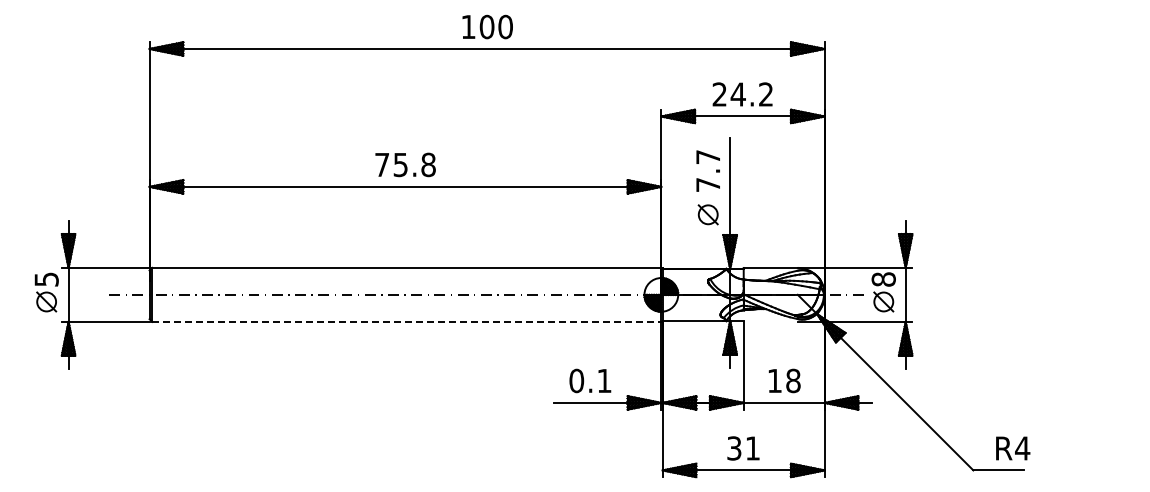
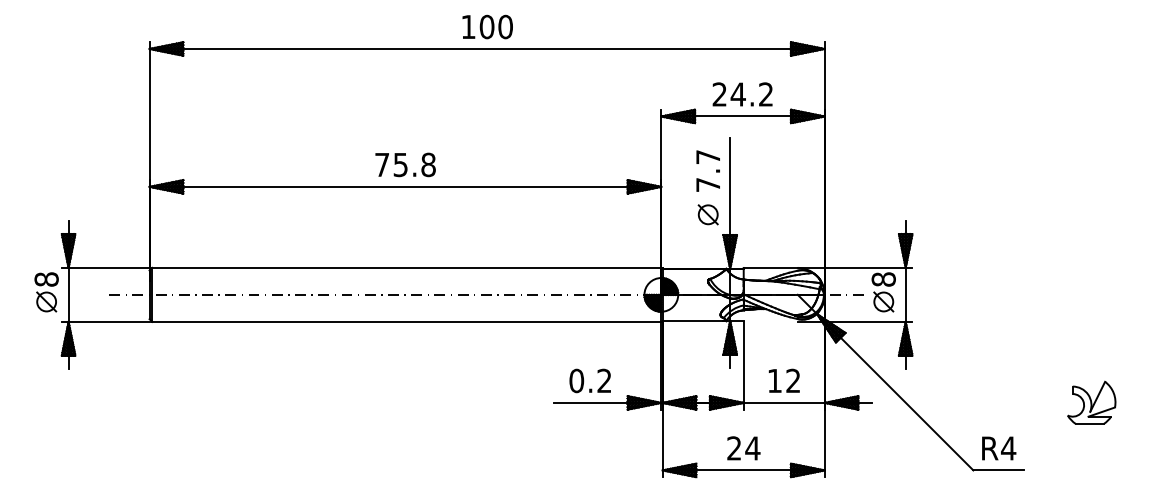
text: 5 -> 8 (46, 279)
line: dashed -> solid (406, 321)
text: 0.1 -> 0.2 (604, 380)
text: 18 -> 12 (793, 380)
part: none -> present (1091, 402)
text: 31 -> 24 (743, 448)
text position: (1013, 448) -> (999, 448) (999, 448)
